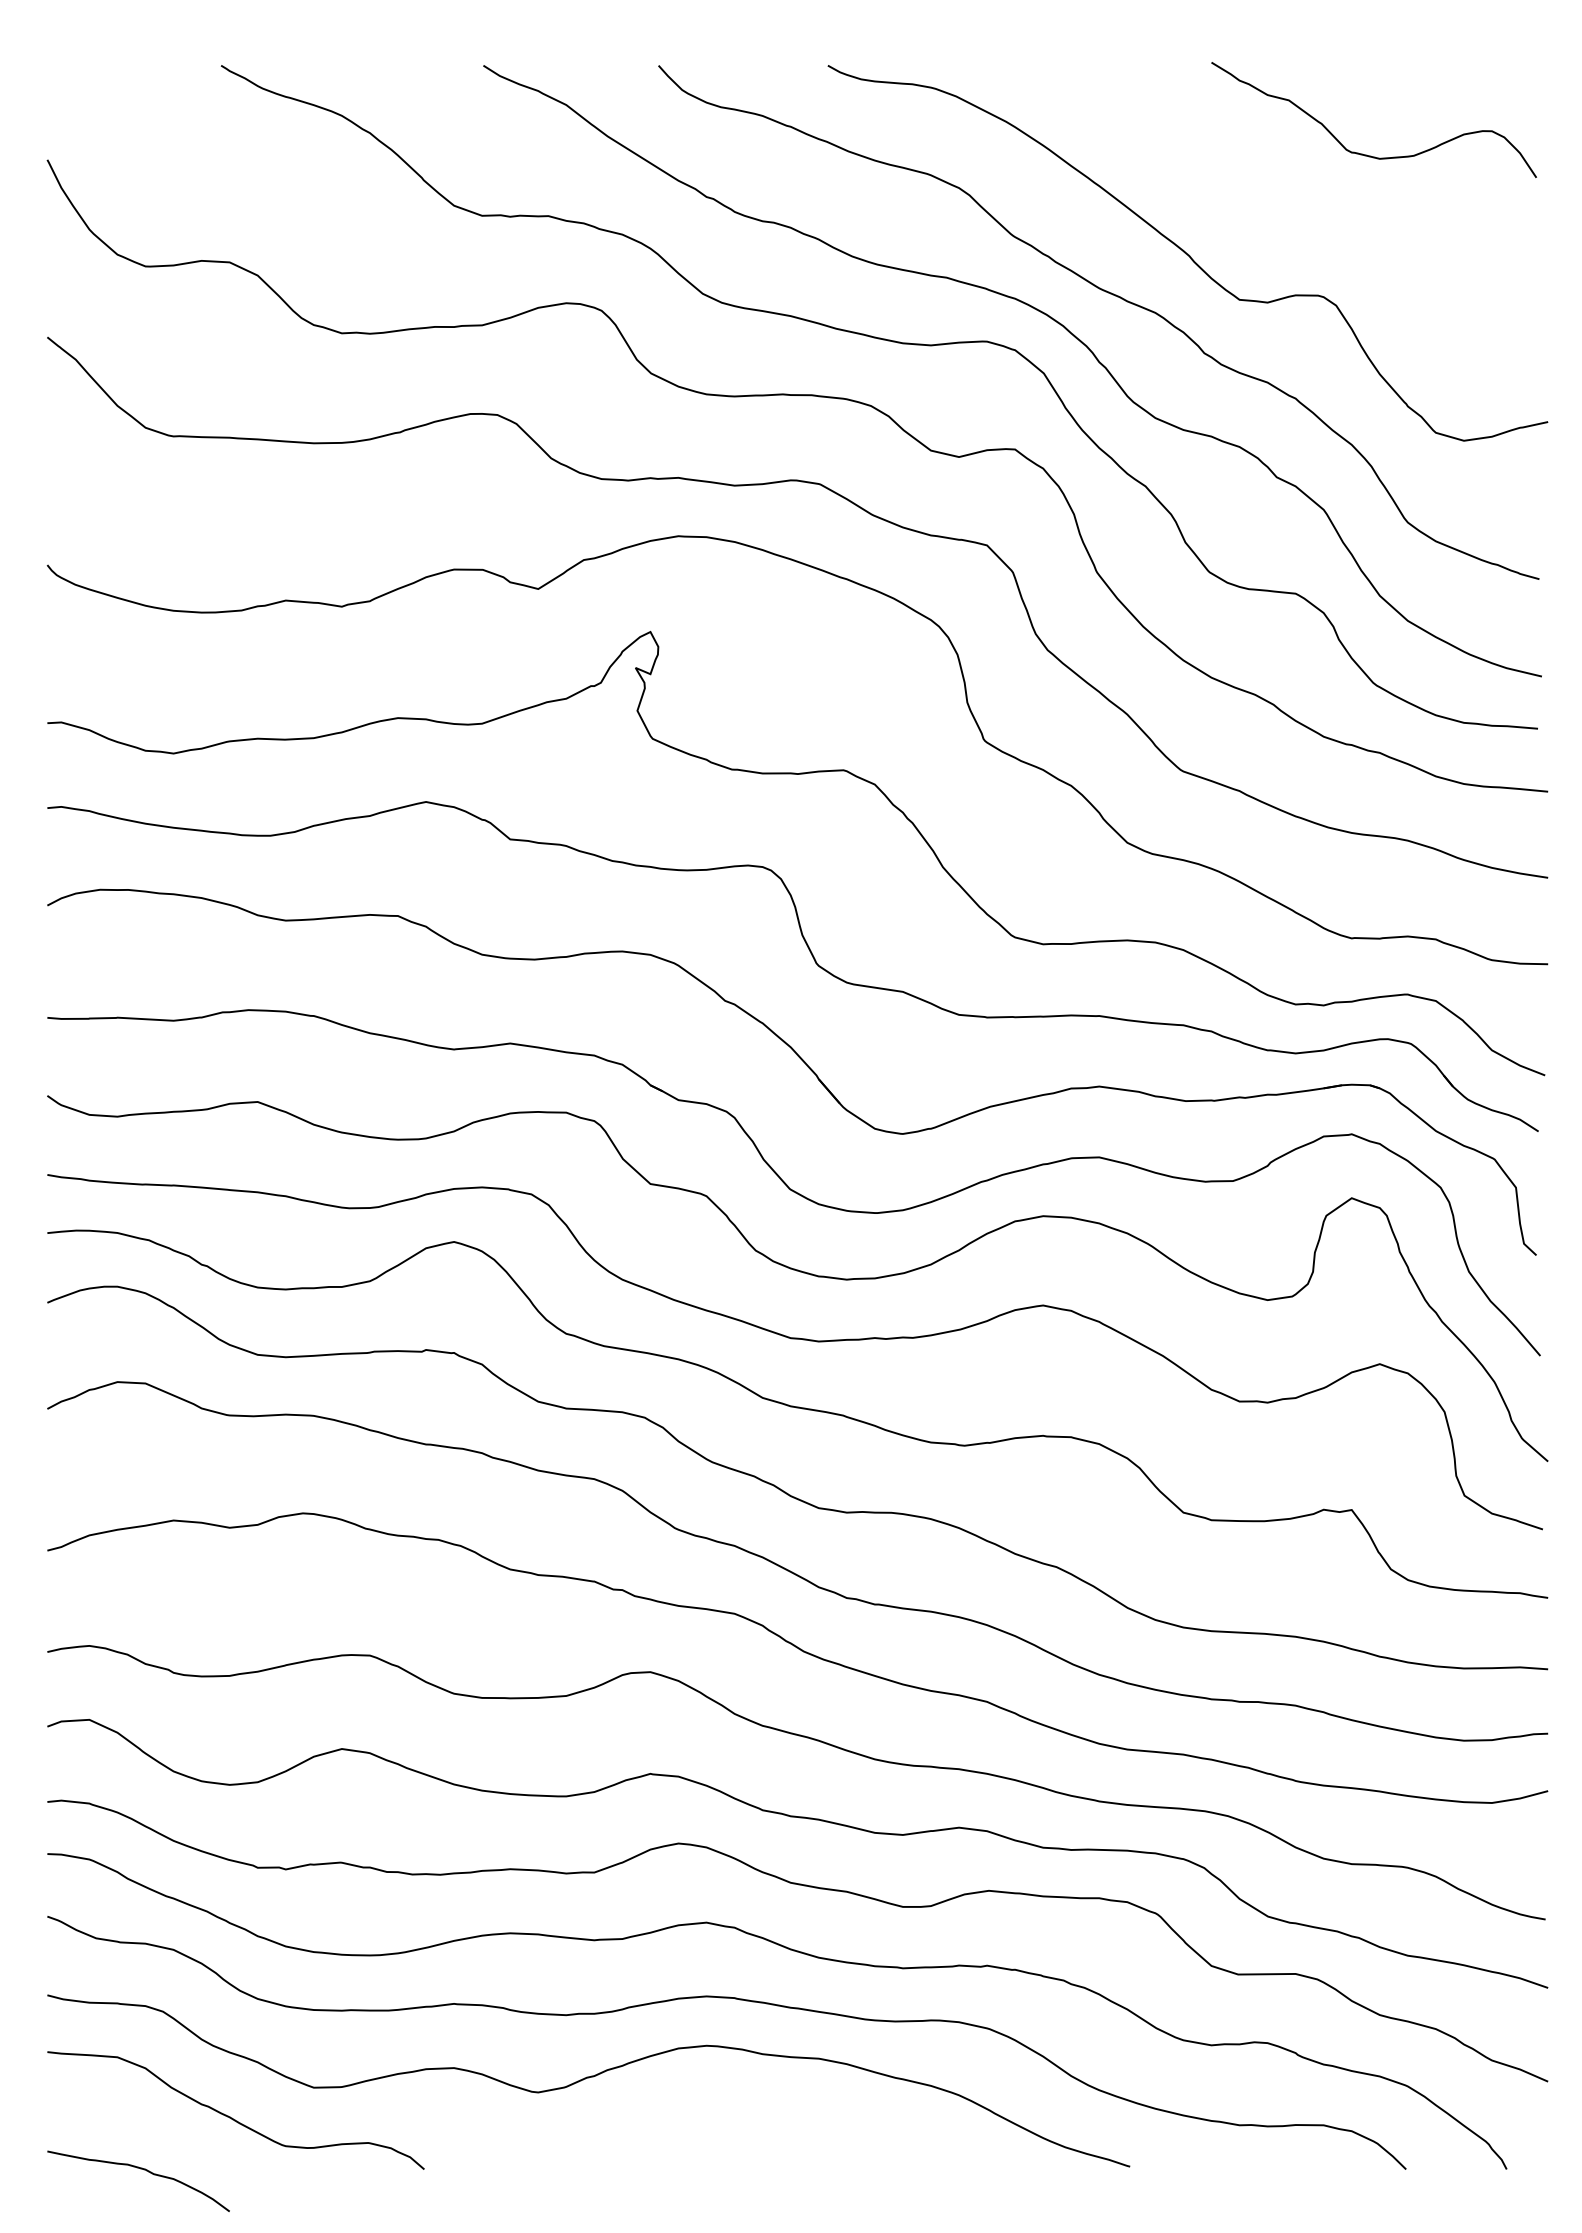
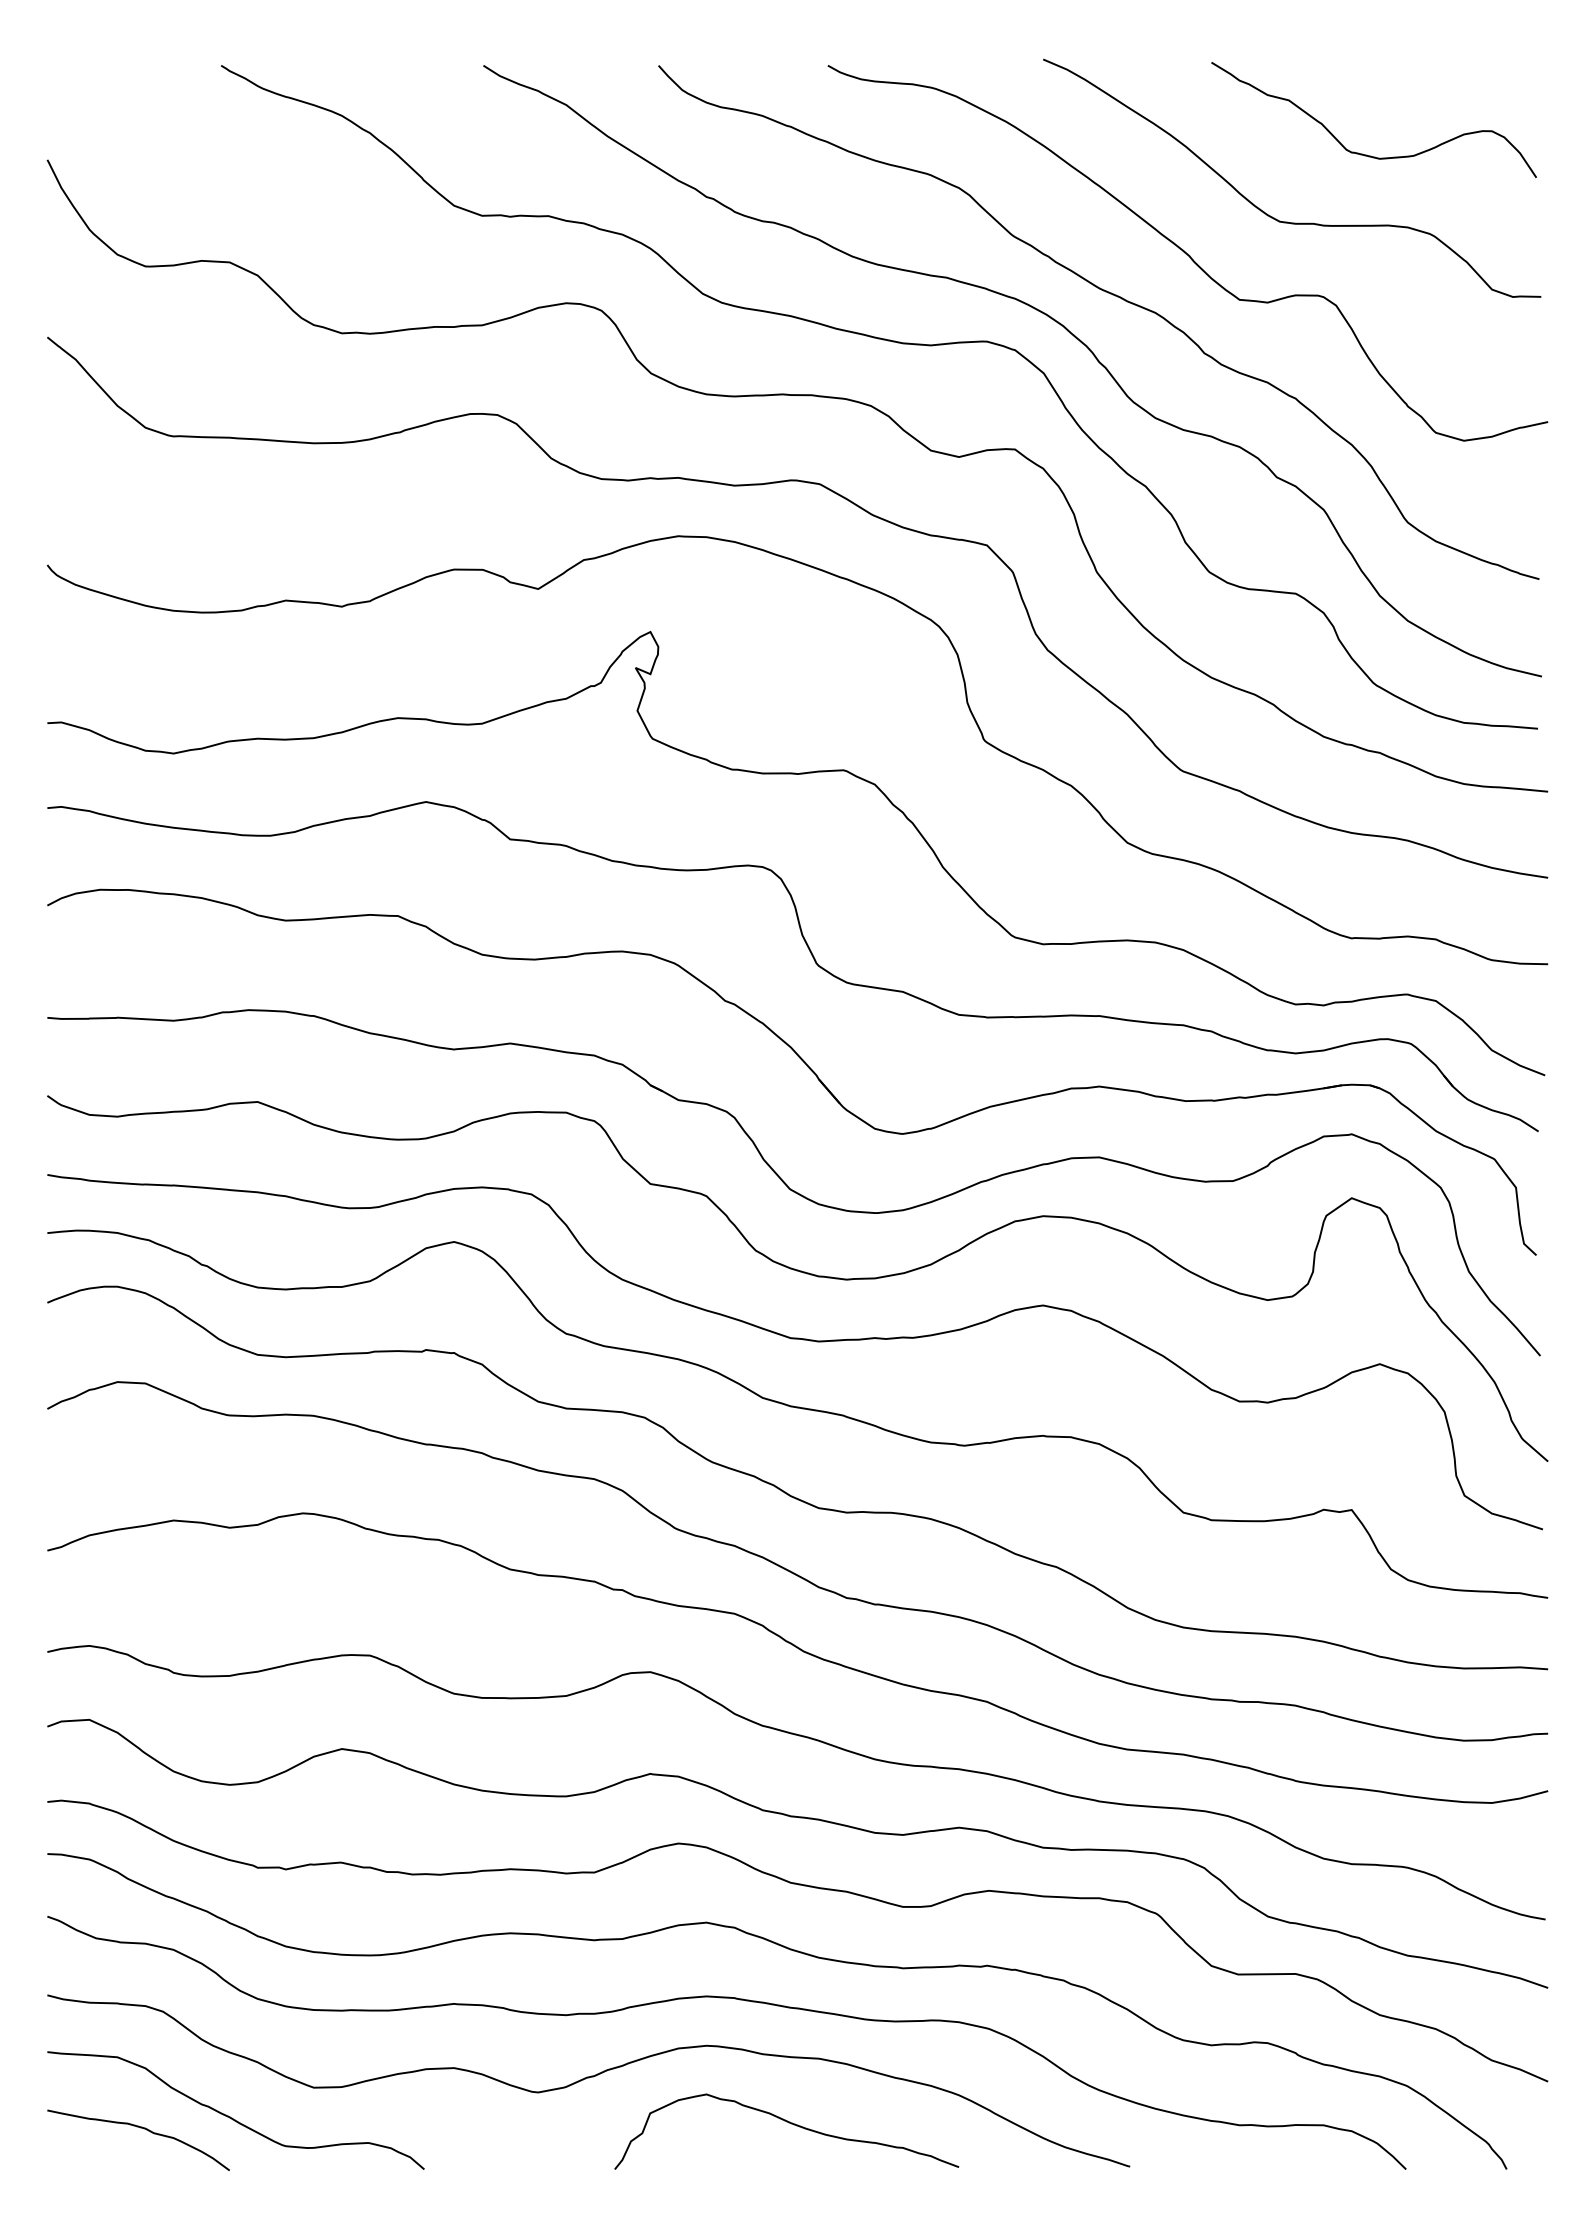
curve: none -> present (1267, 213)
curve: none -> present (789, 2123)
curve position: (140, 2169) -> (140, 2128) (140, 2128)
